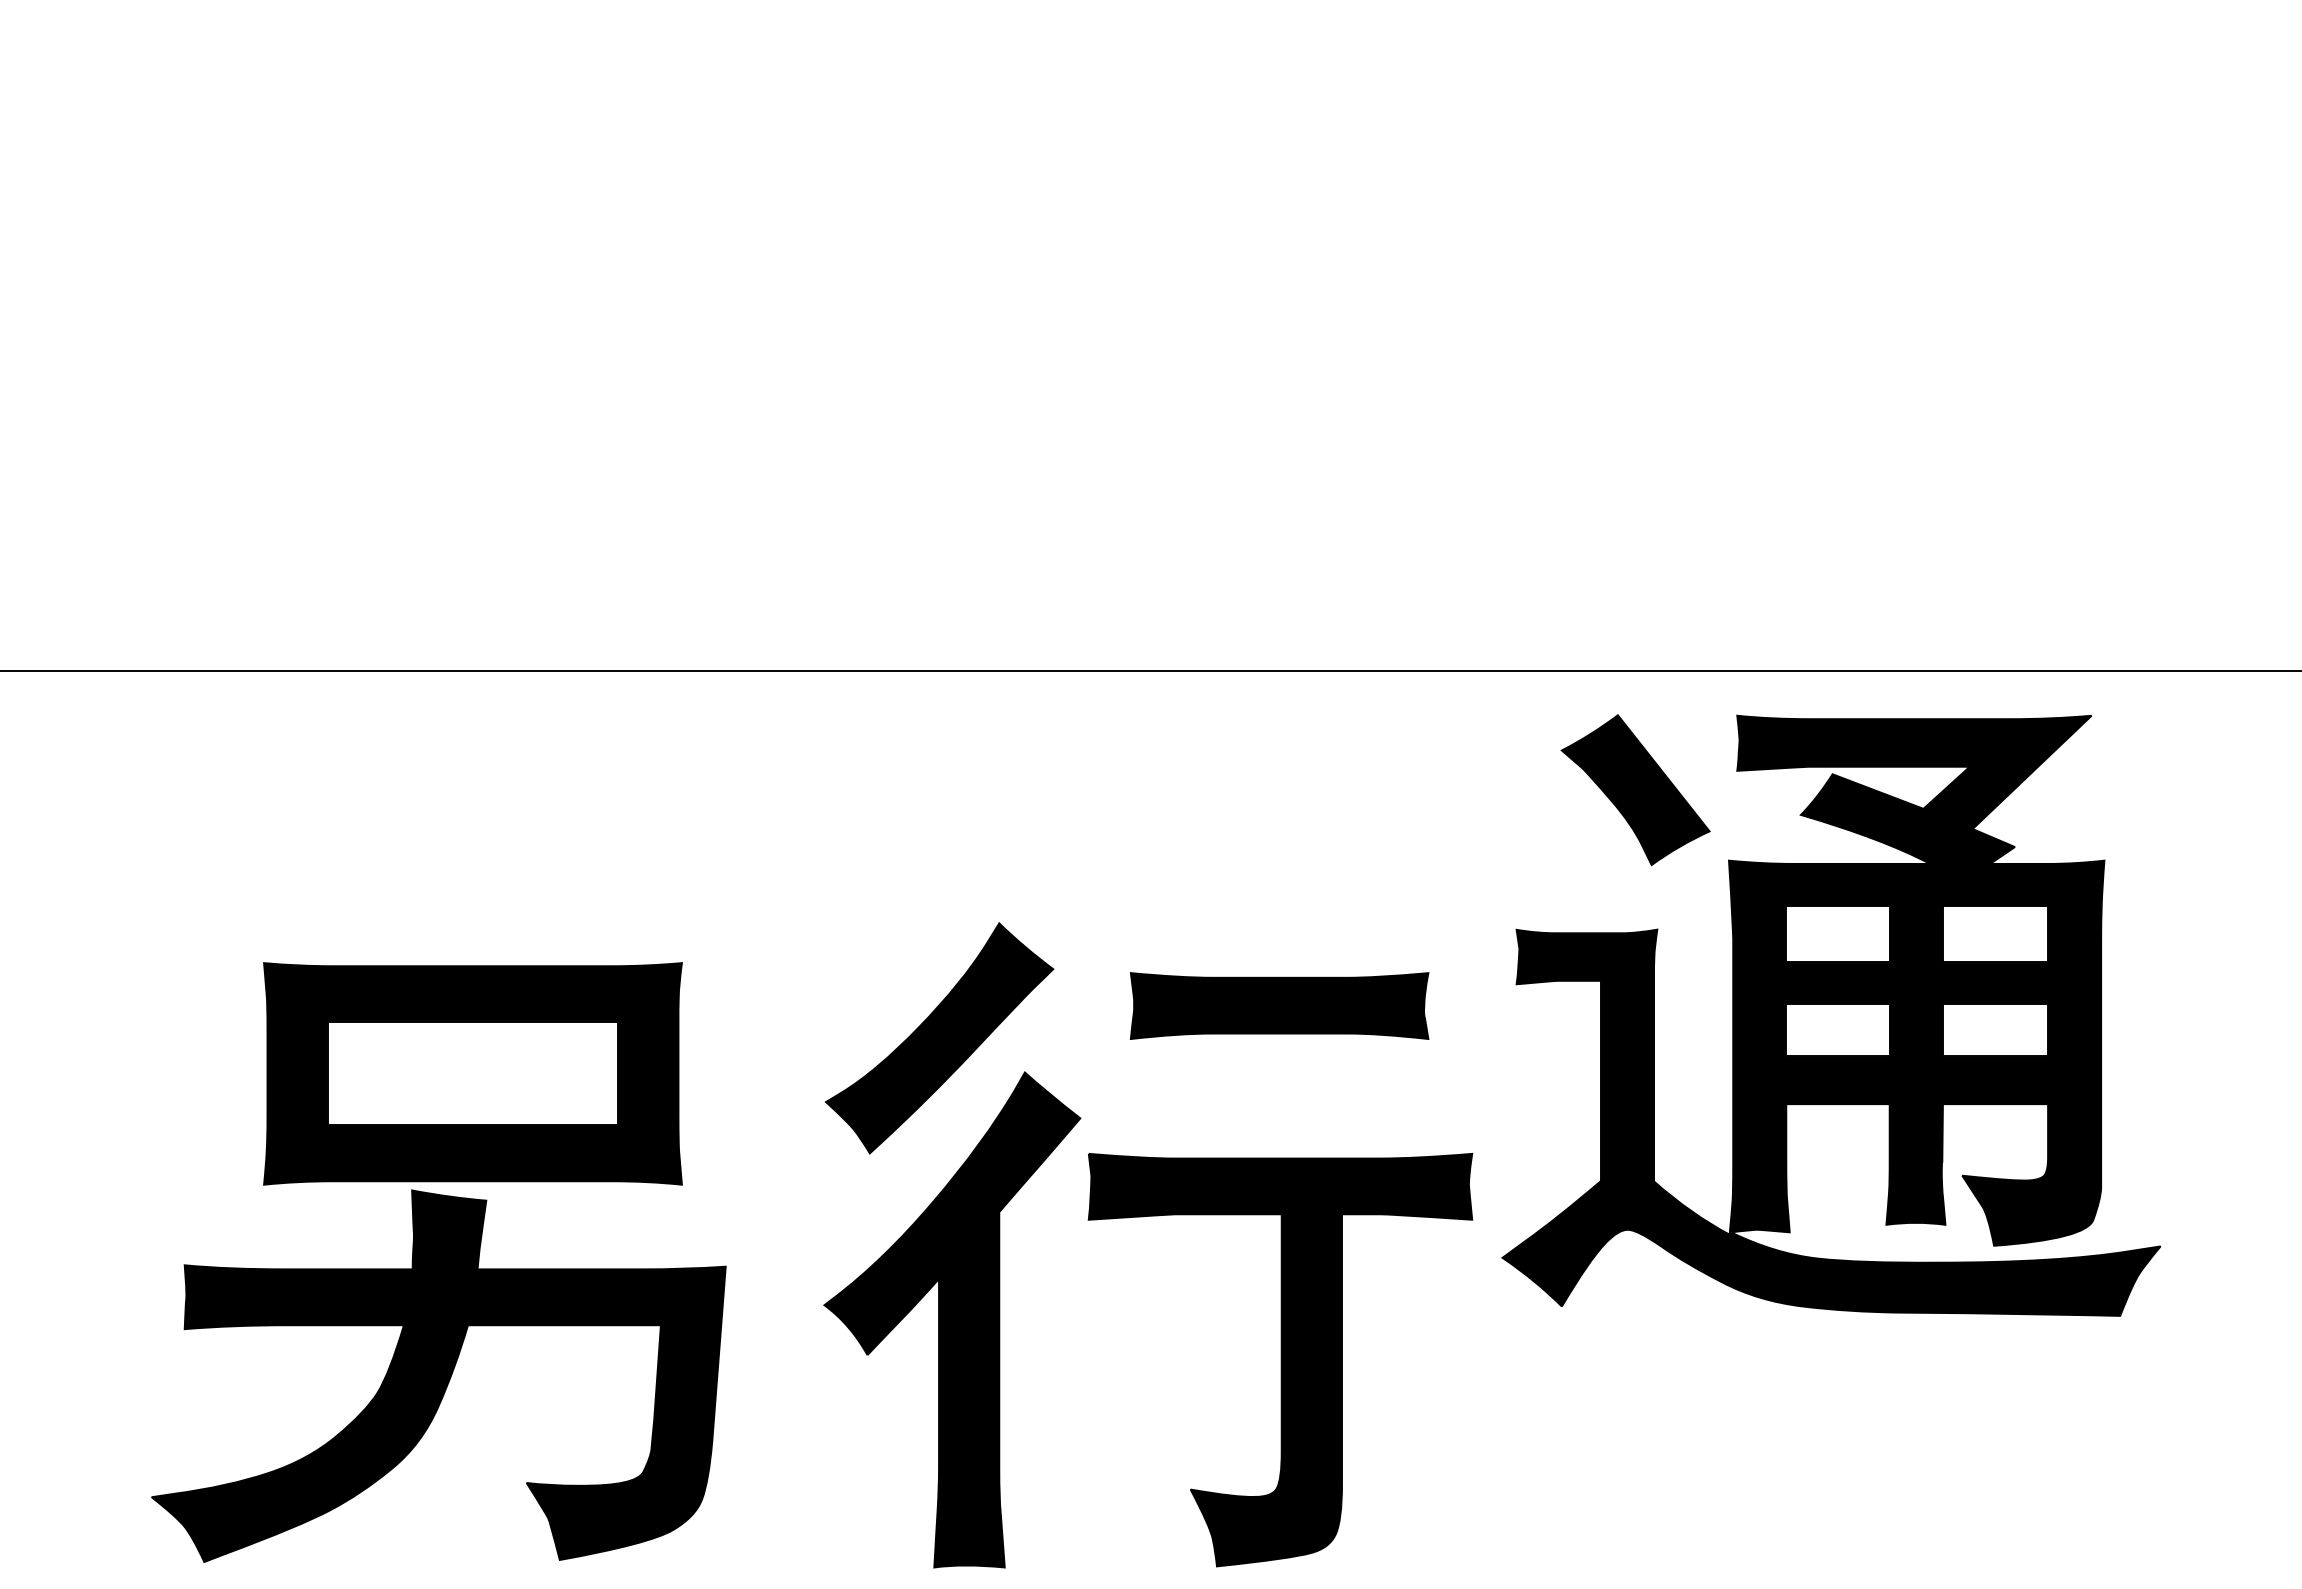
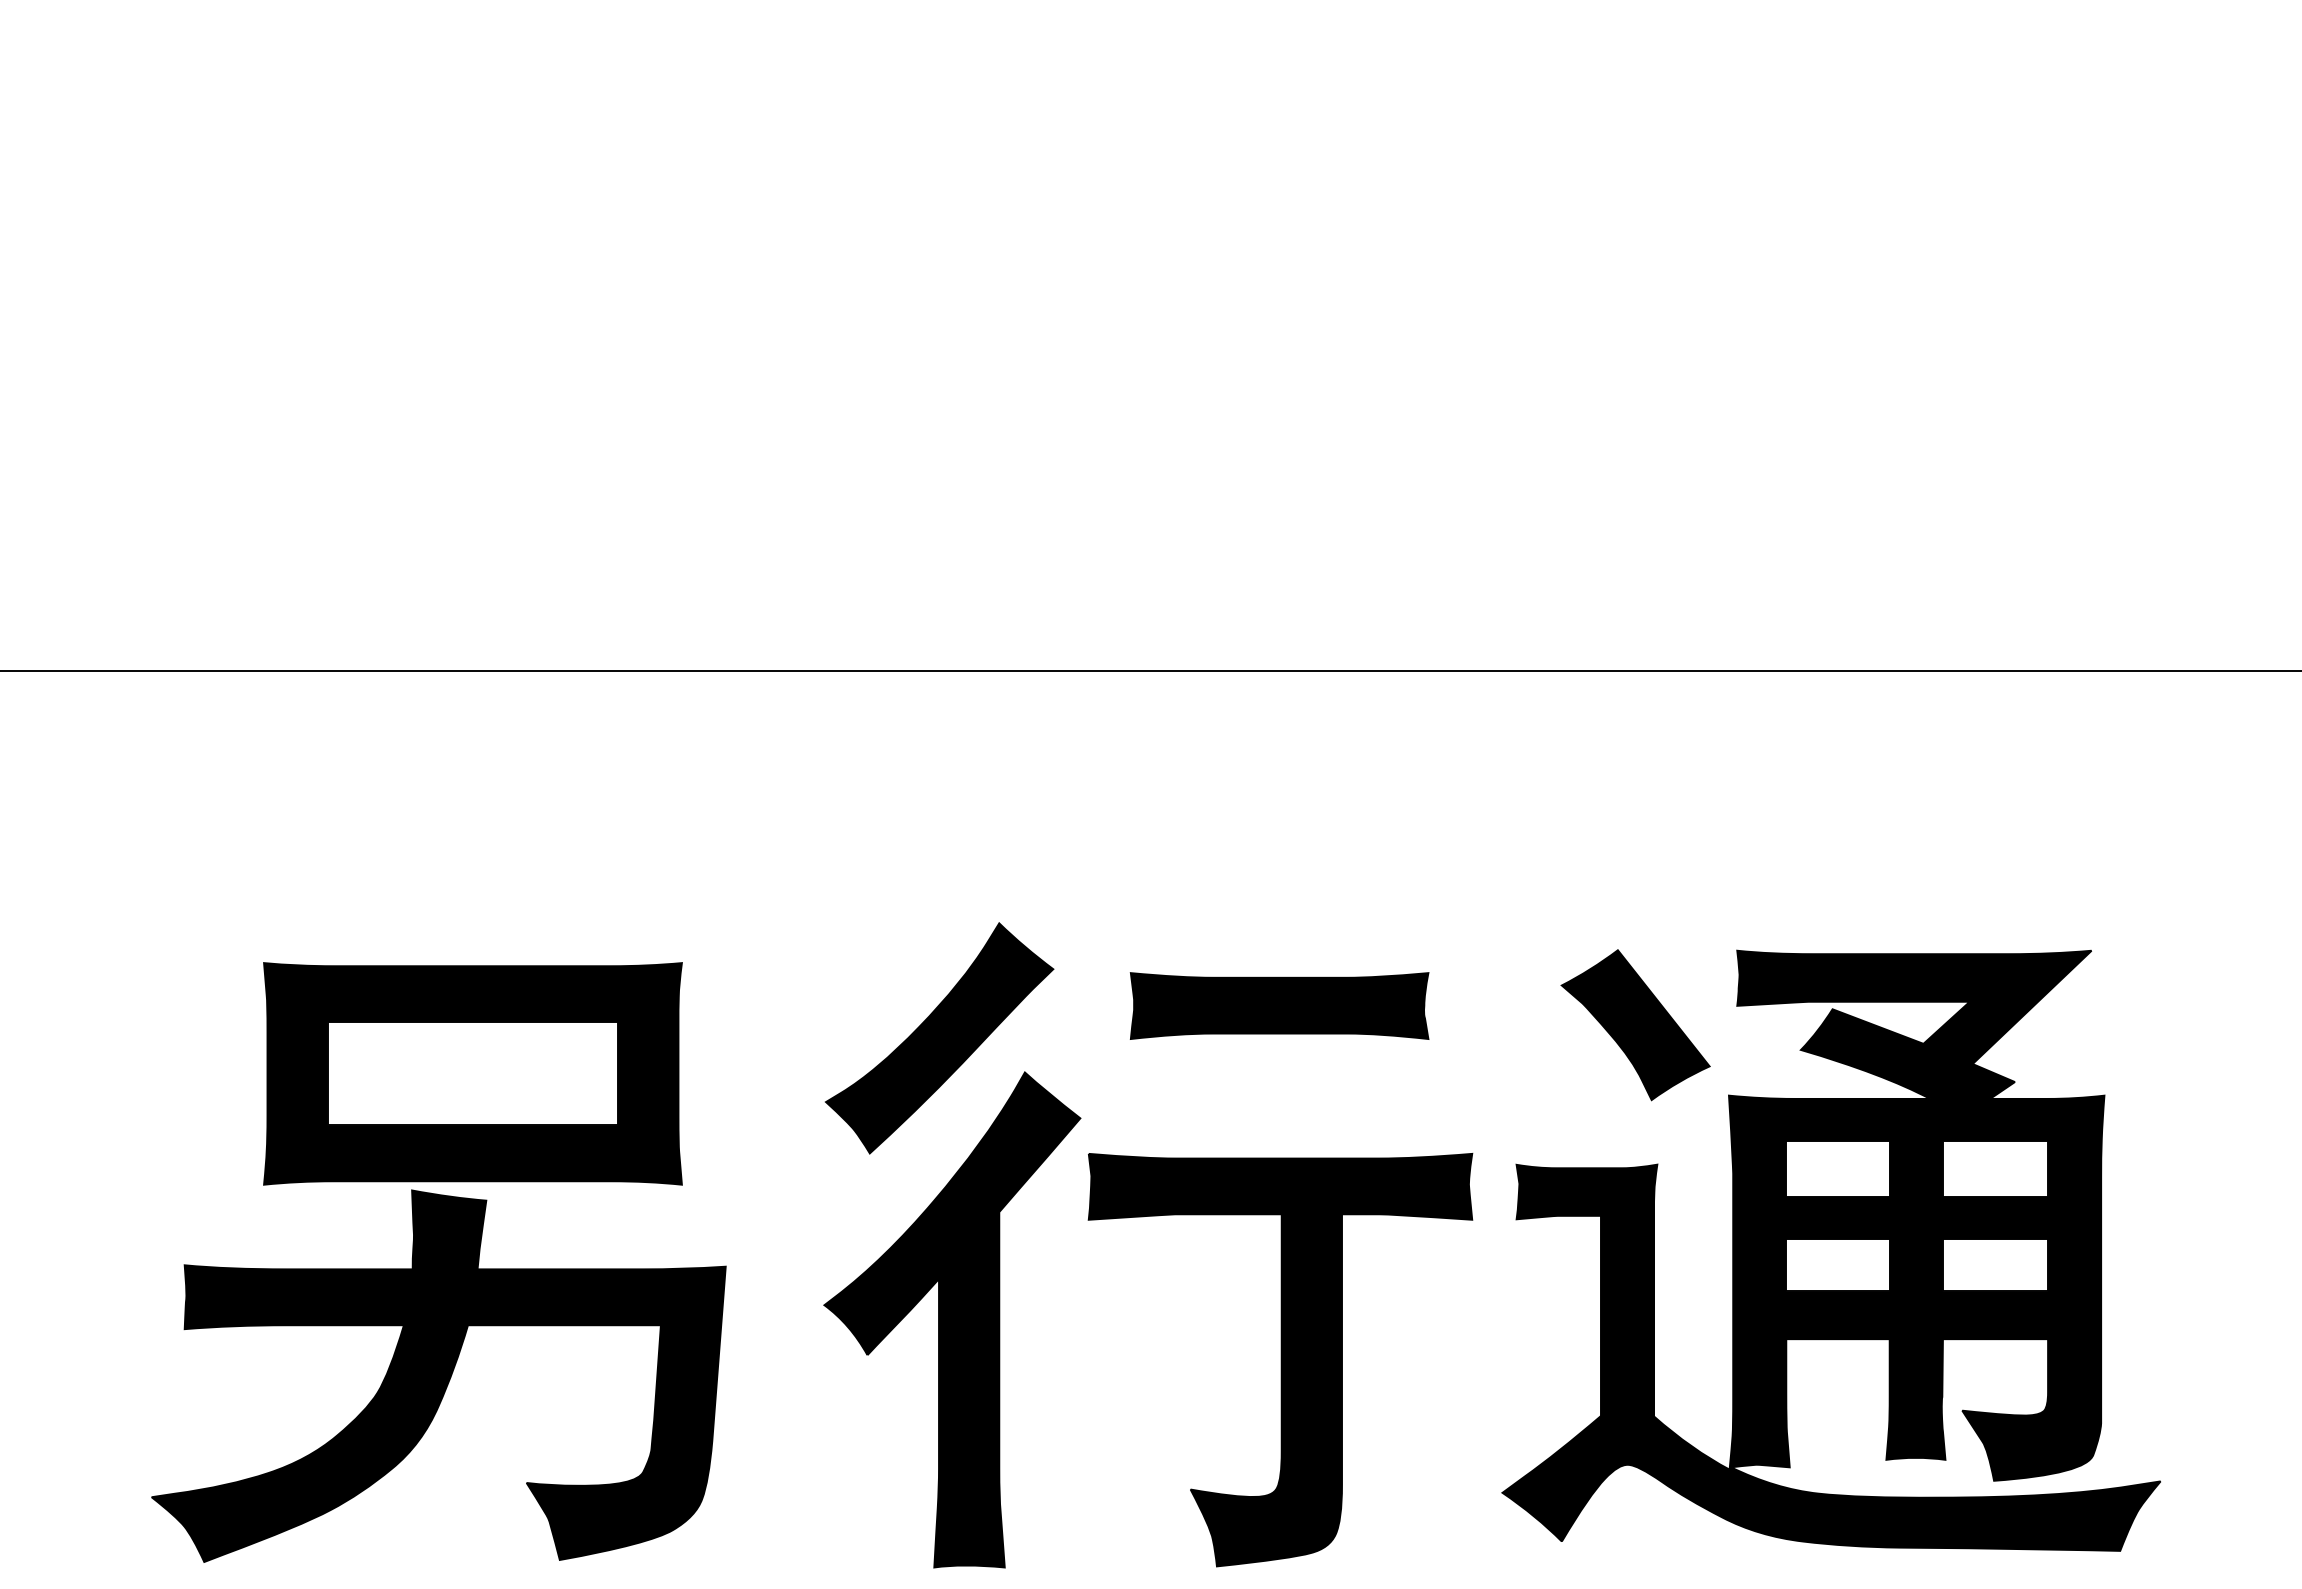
part position: (1830, 1015) -> (1830, 1250) (1830, 1250)
